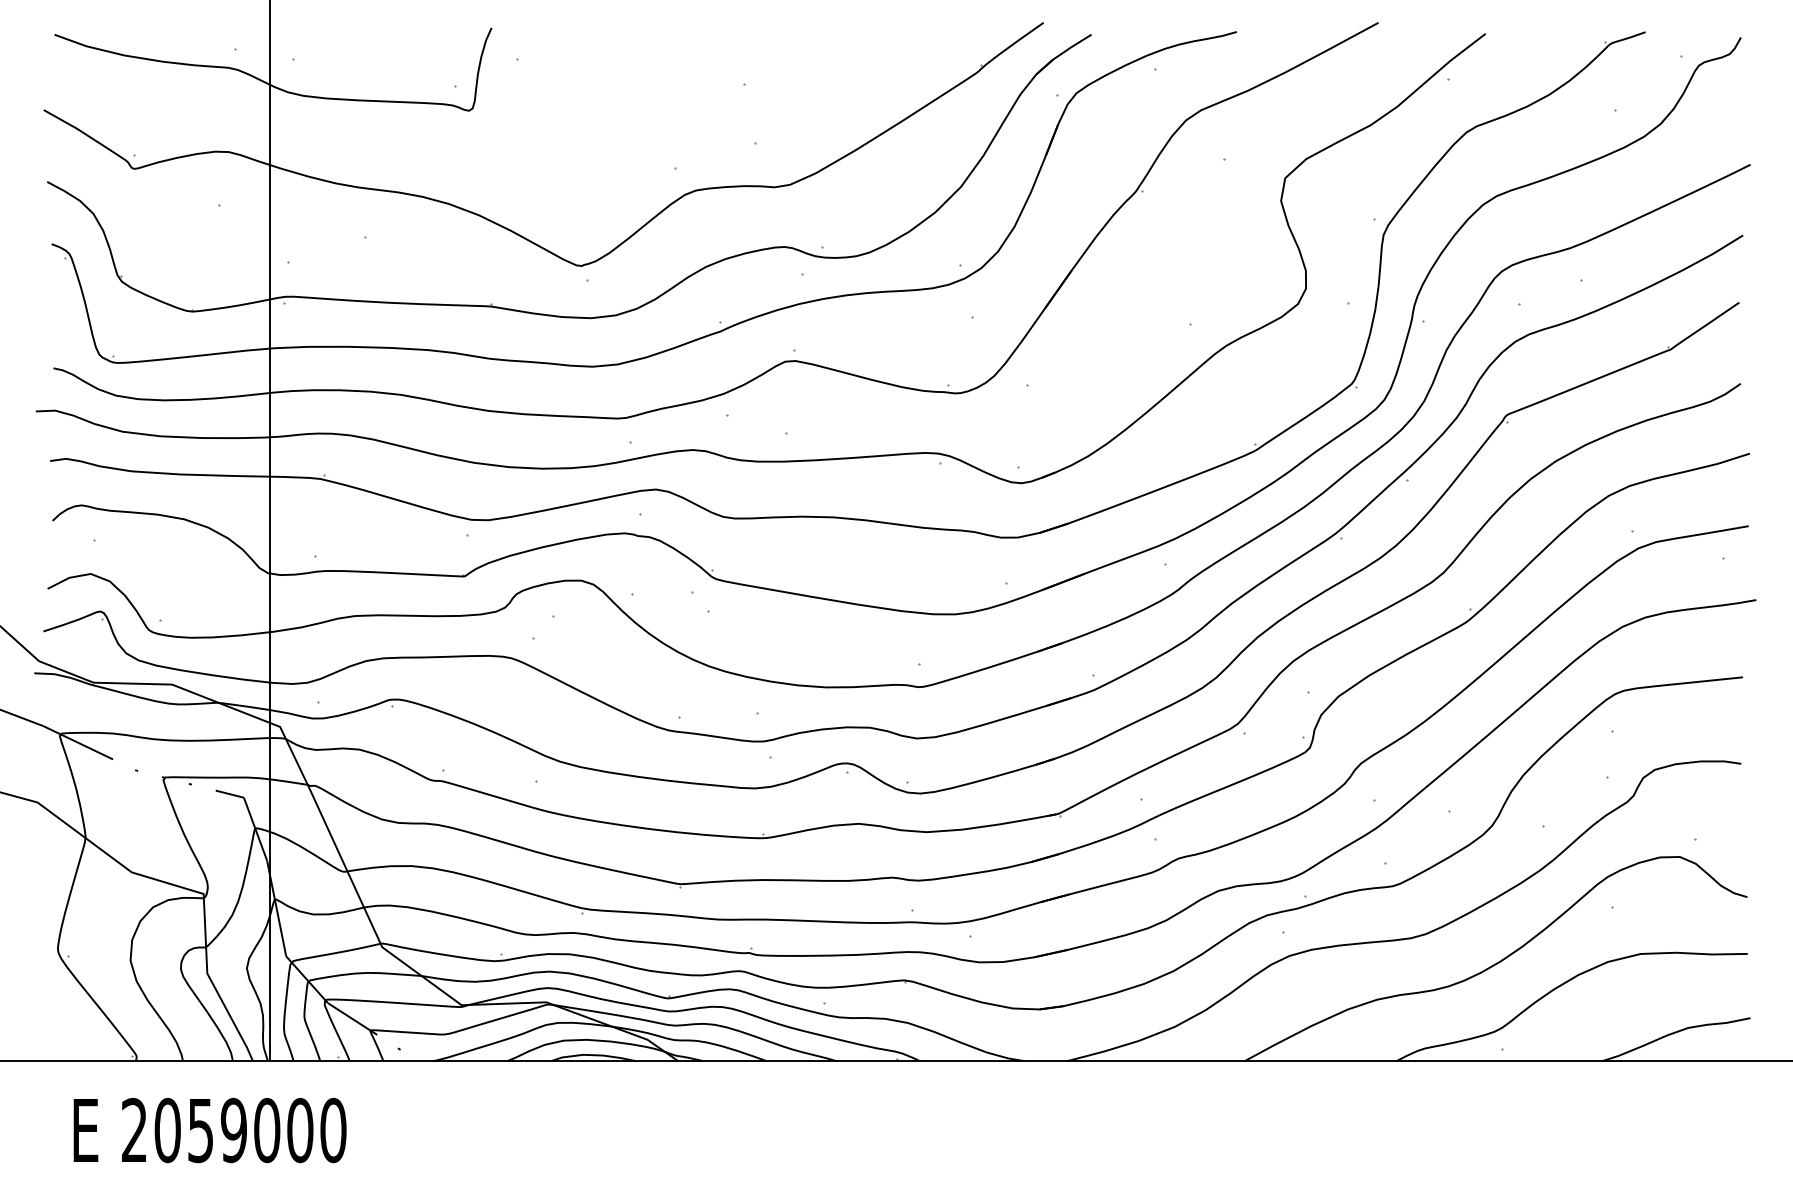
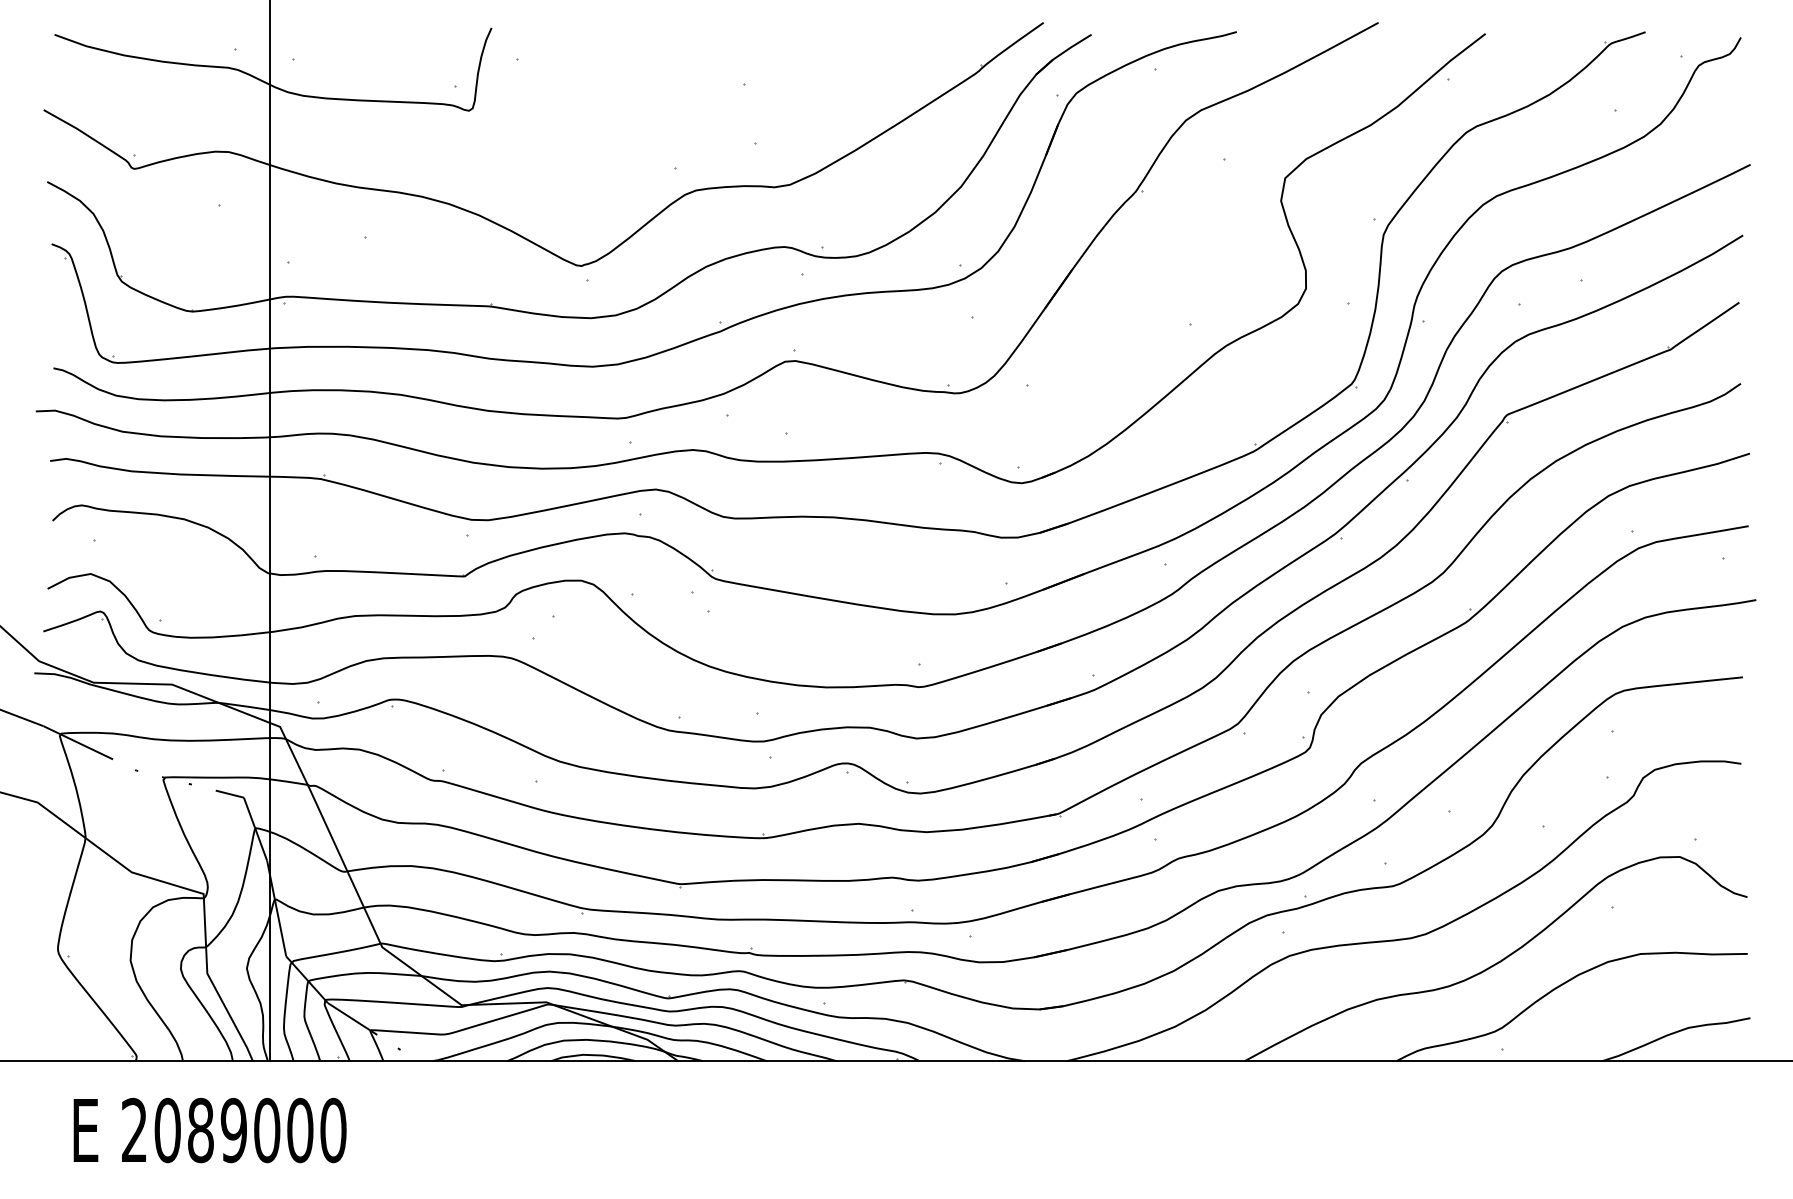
text: 2059000 -> 2089000 (200, 1130)
